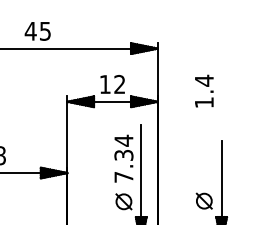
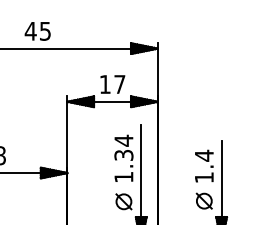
text: 12 -> 17 (119, 83)
text position: (204, 90) -> (204, 165) (204, 165)
text: 7.34 -> 1.34 (123, 177)
